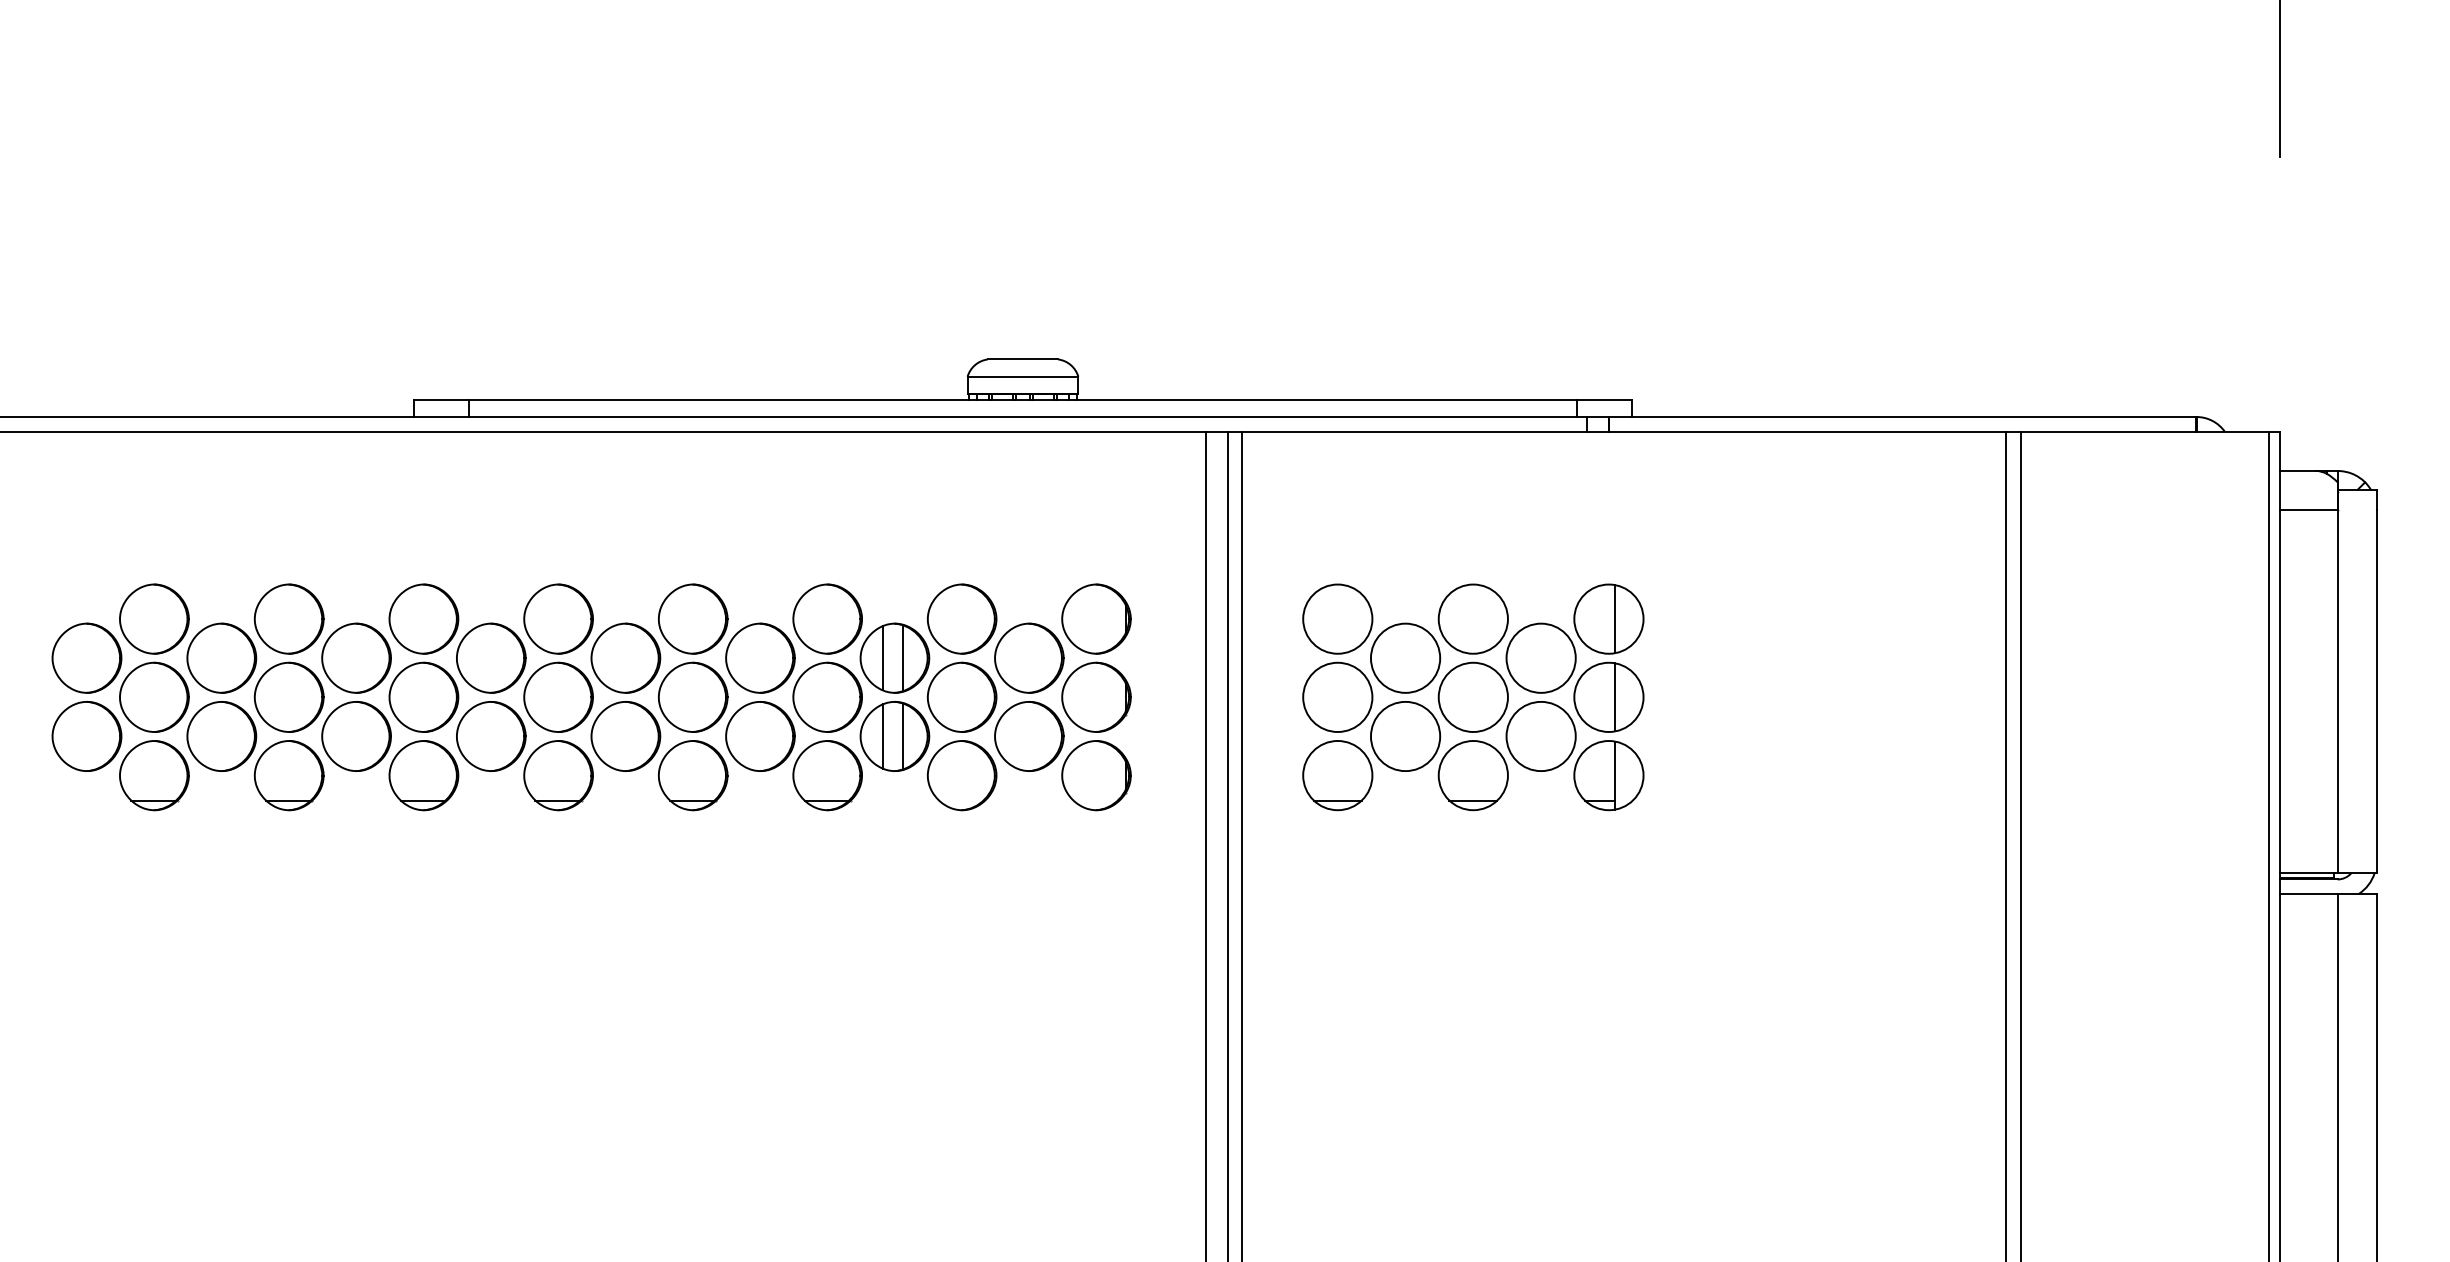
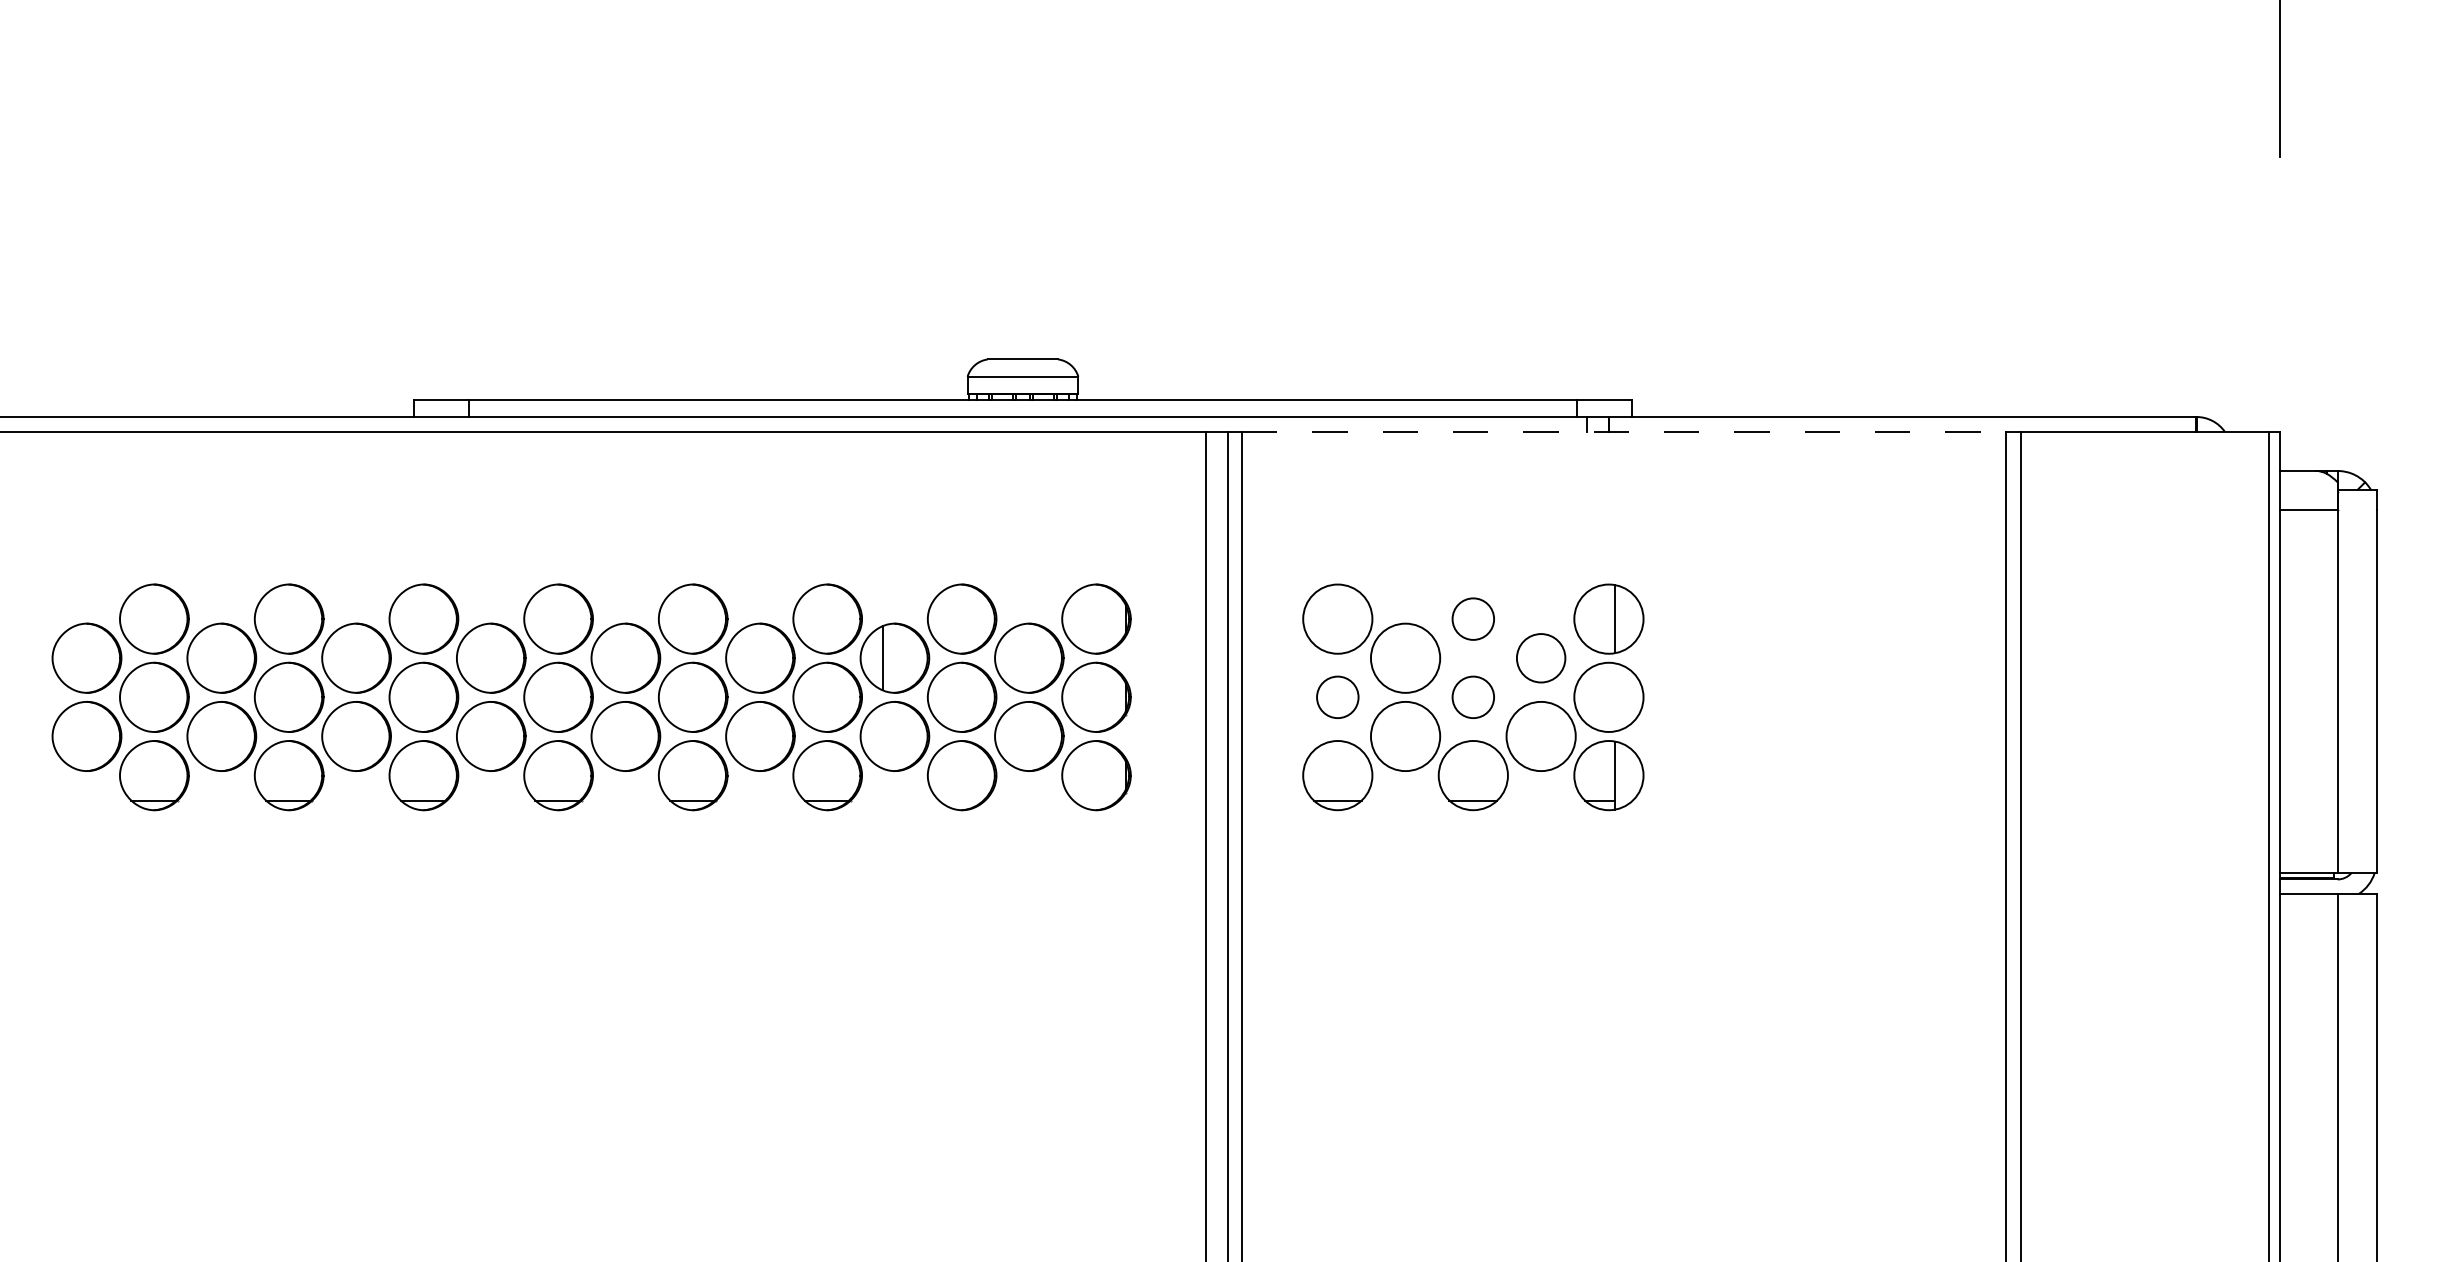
line: solid -> dashed (1624, 431)
circle diameter: 69 px -> 42 px (1473, 618)
circle diameter: 69 px -> 48 px (1540, 658)
line: present -> none (903, 658)
circle diameter: 69 px -> 42 px (1337, 697)
circle diameter: 69 px -> 42 px (1473, 697)
line: present -> none (1614, 697)
line: present -> none (882, 736)
line: present -> none (903, 736)
